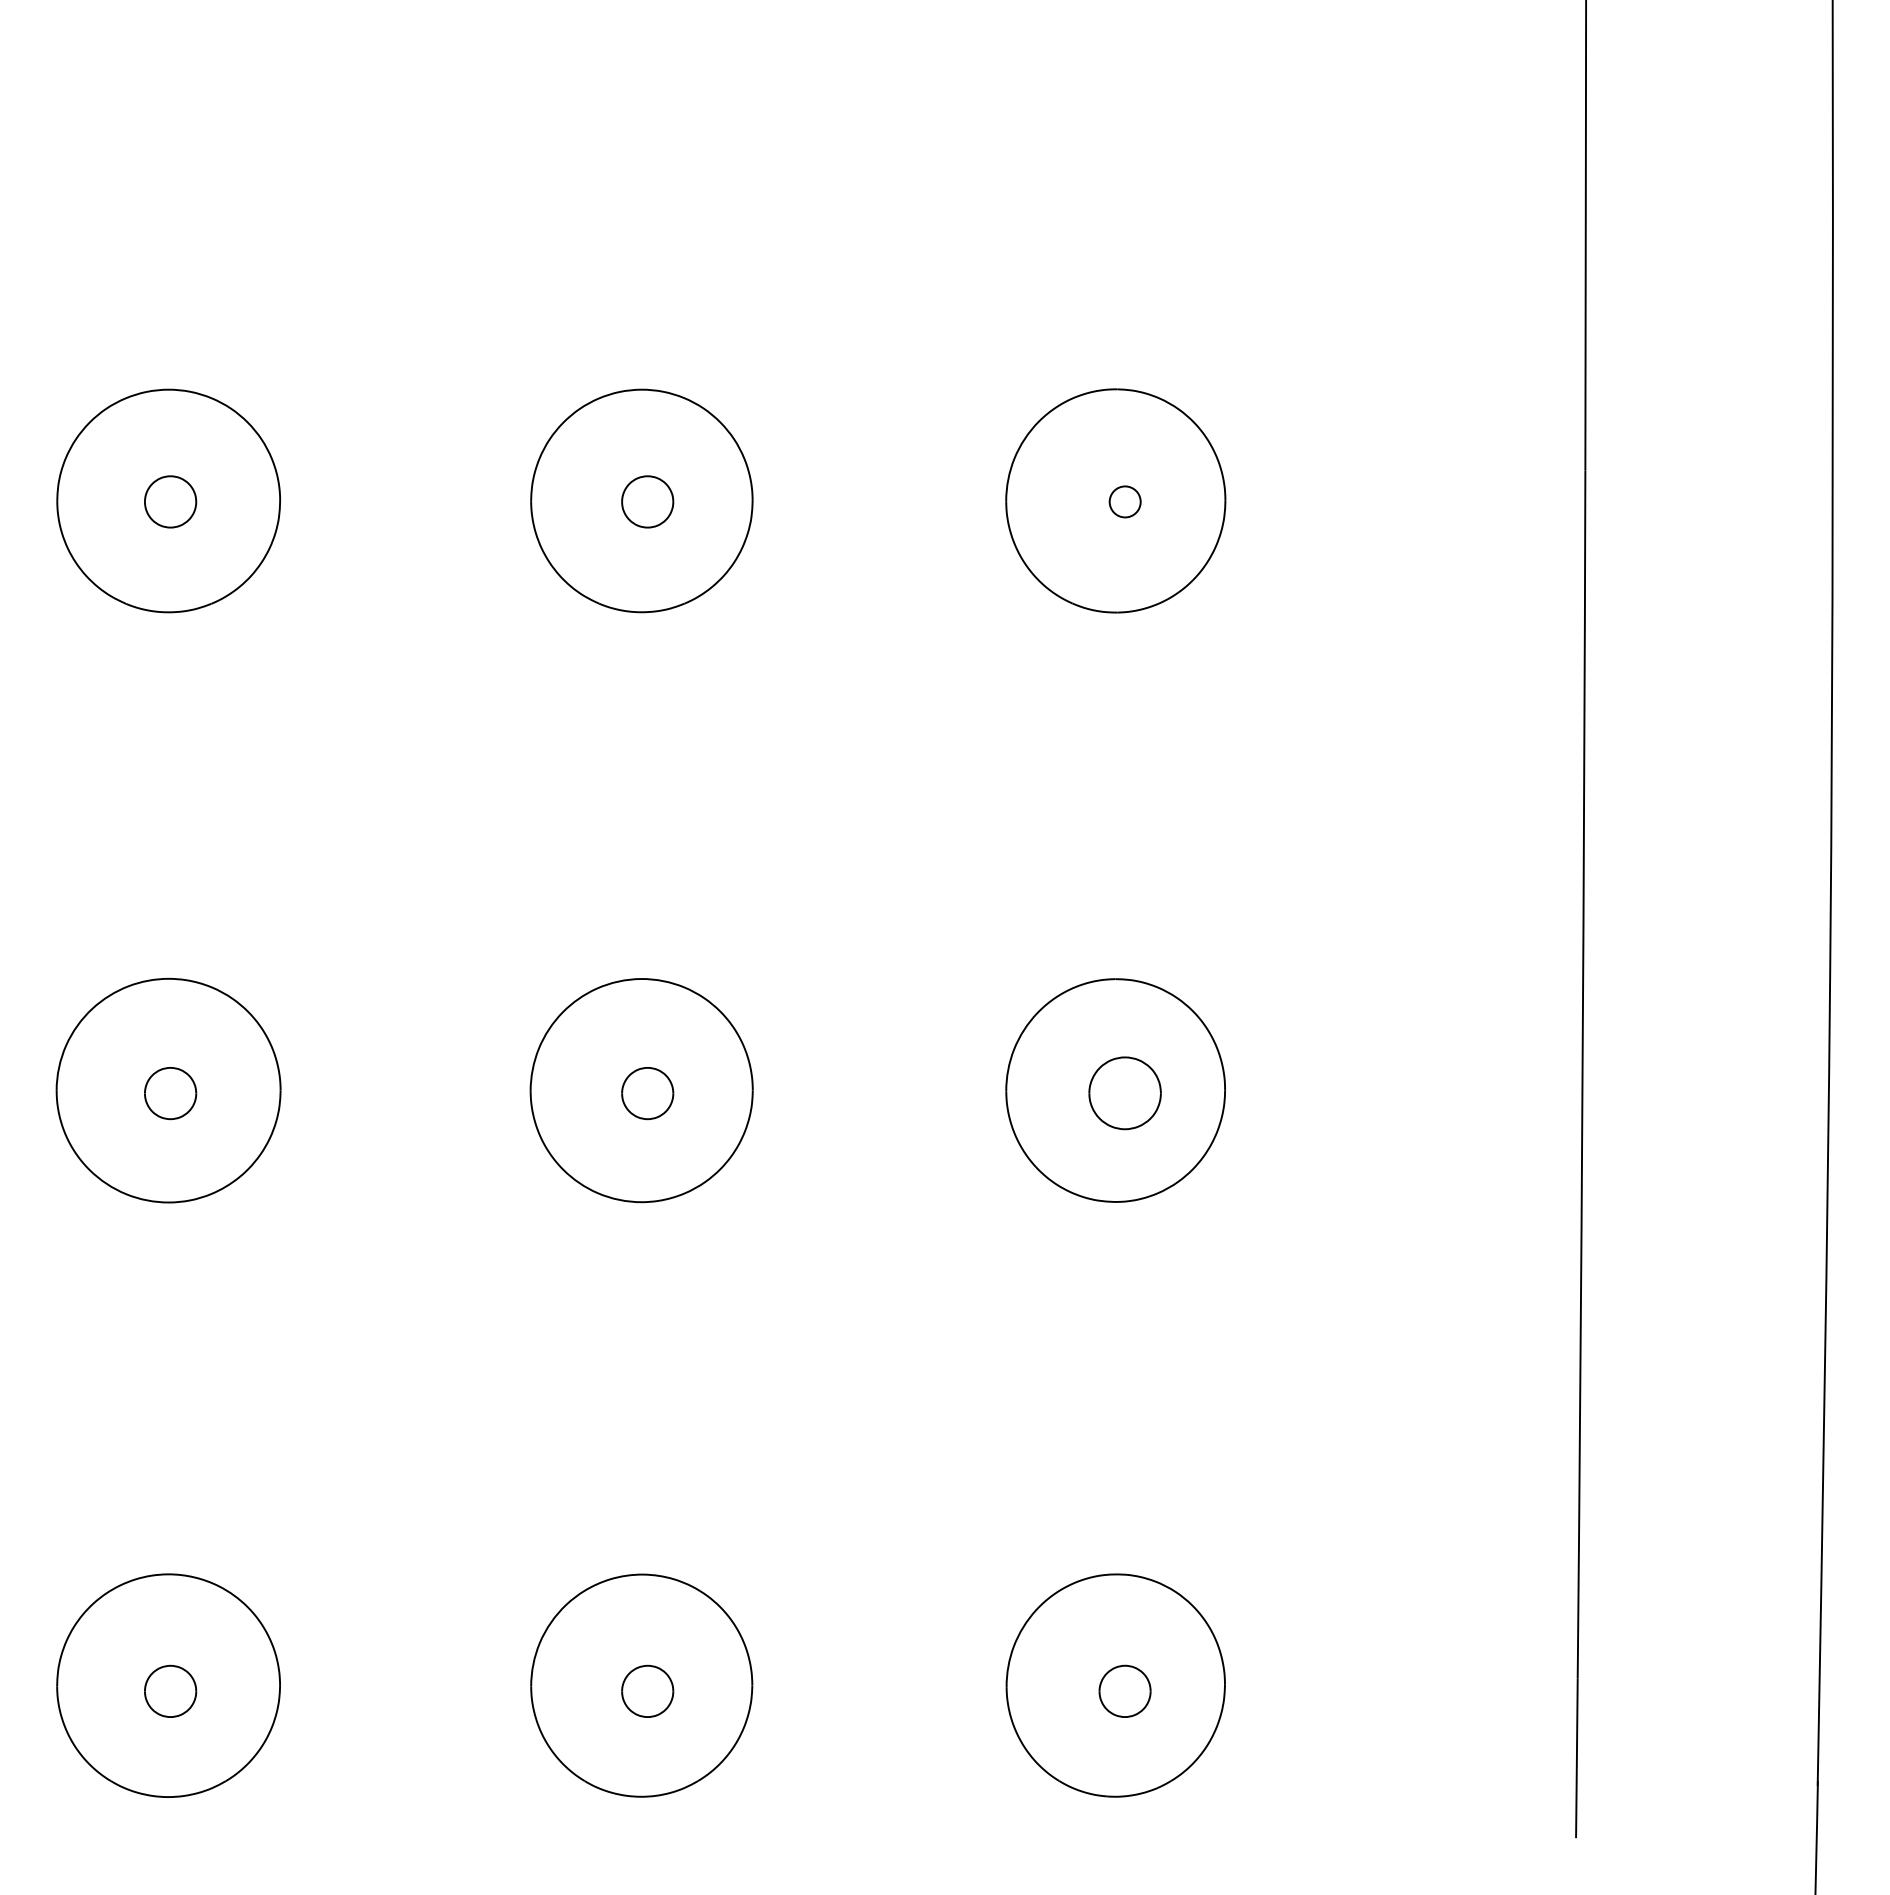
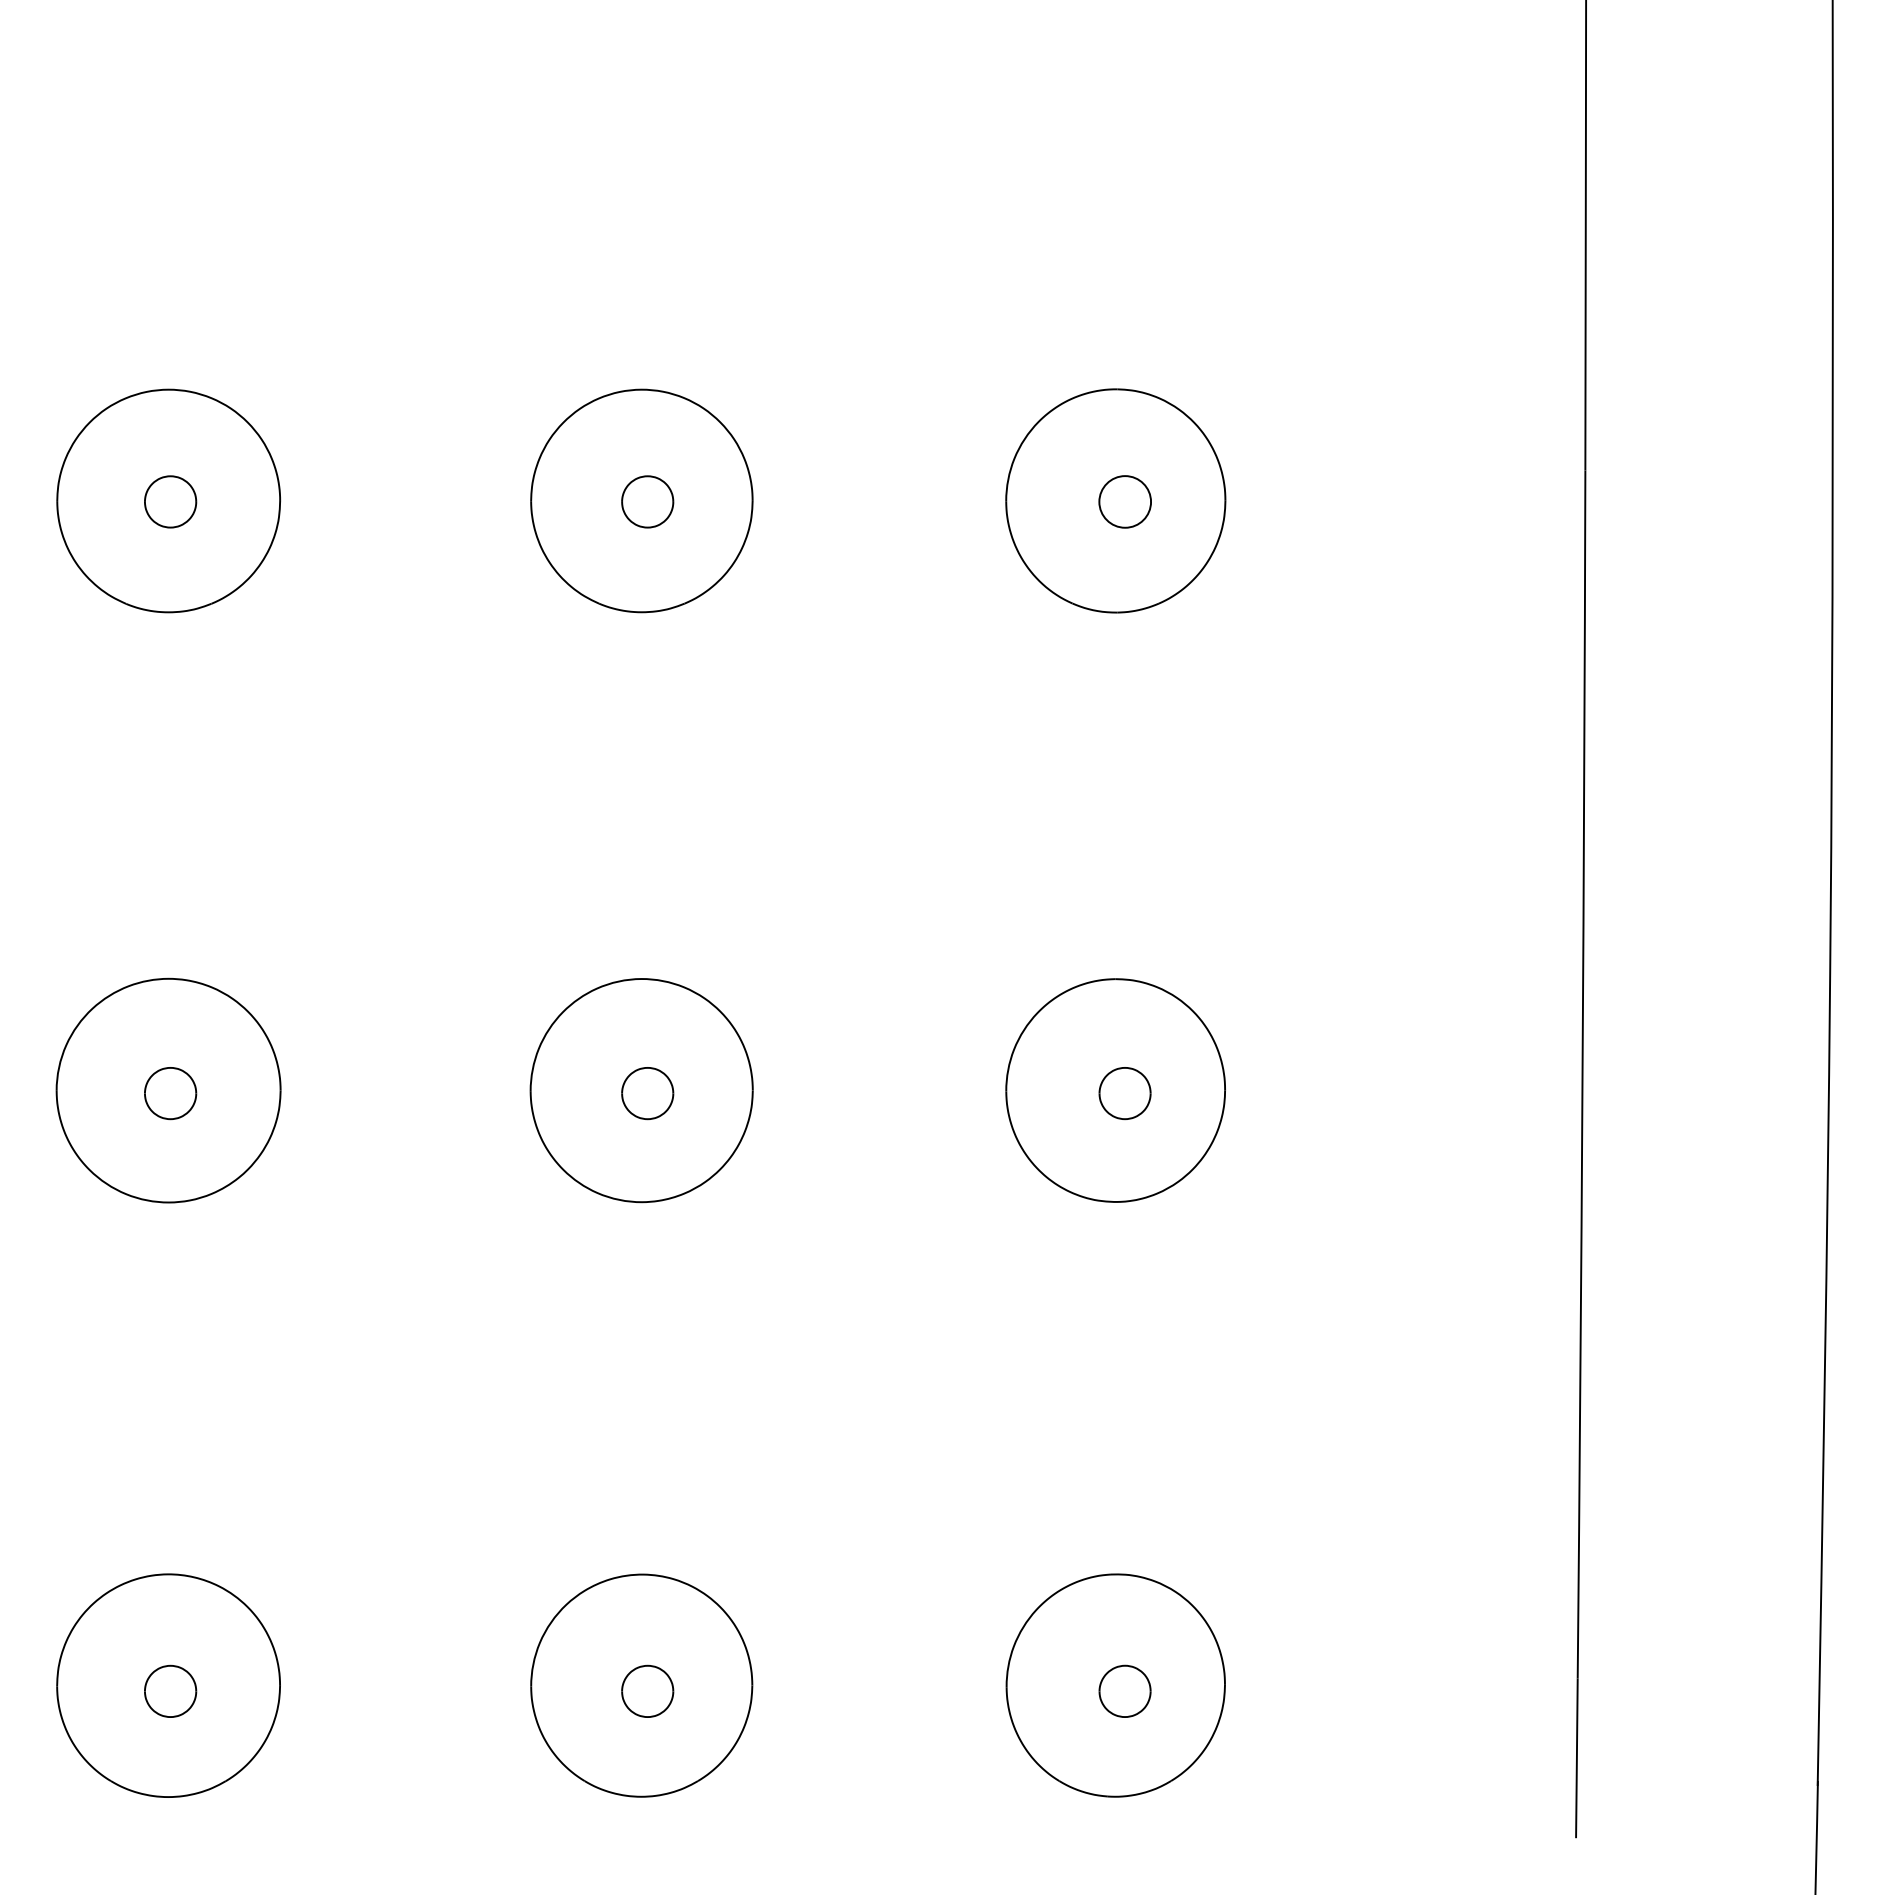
circle diameter: 31 px -> 52 px (1125, 501)
part size: 74x75 px -> 54x54 px (1124, 1093)
